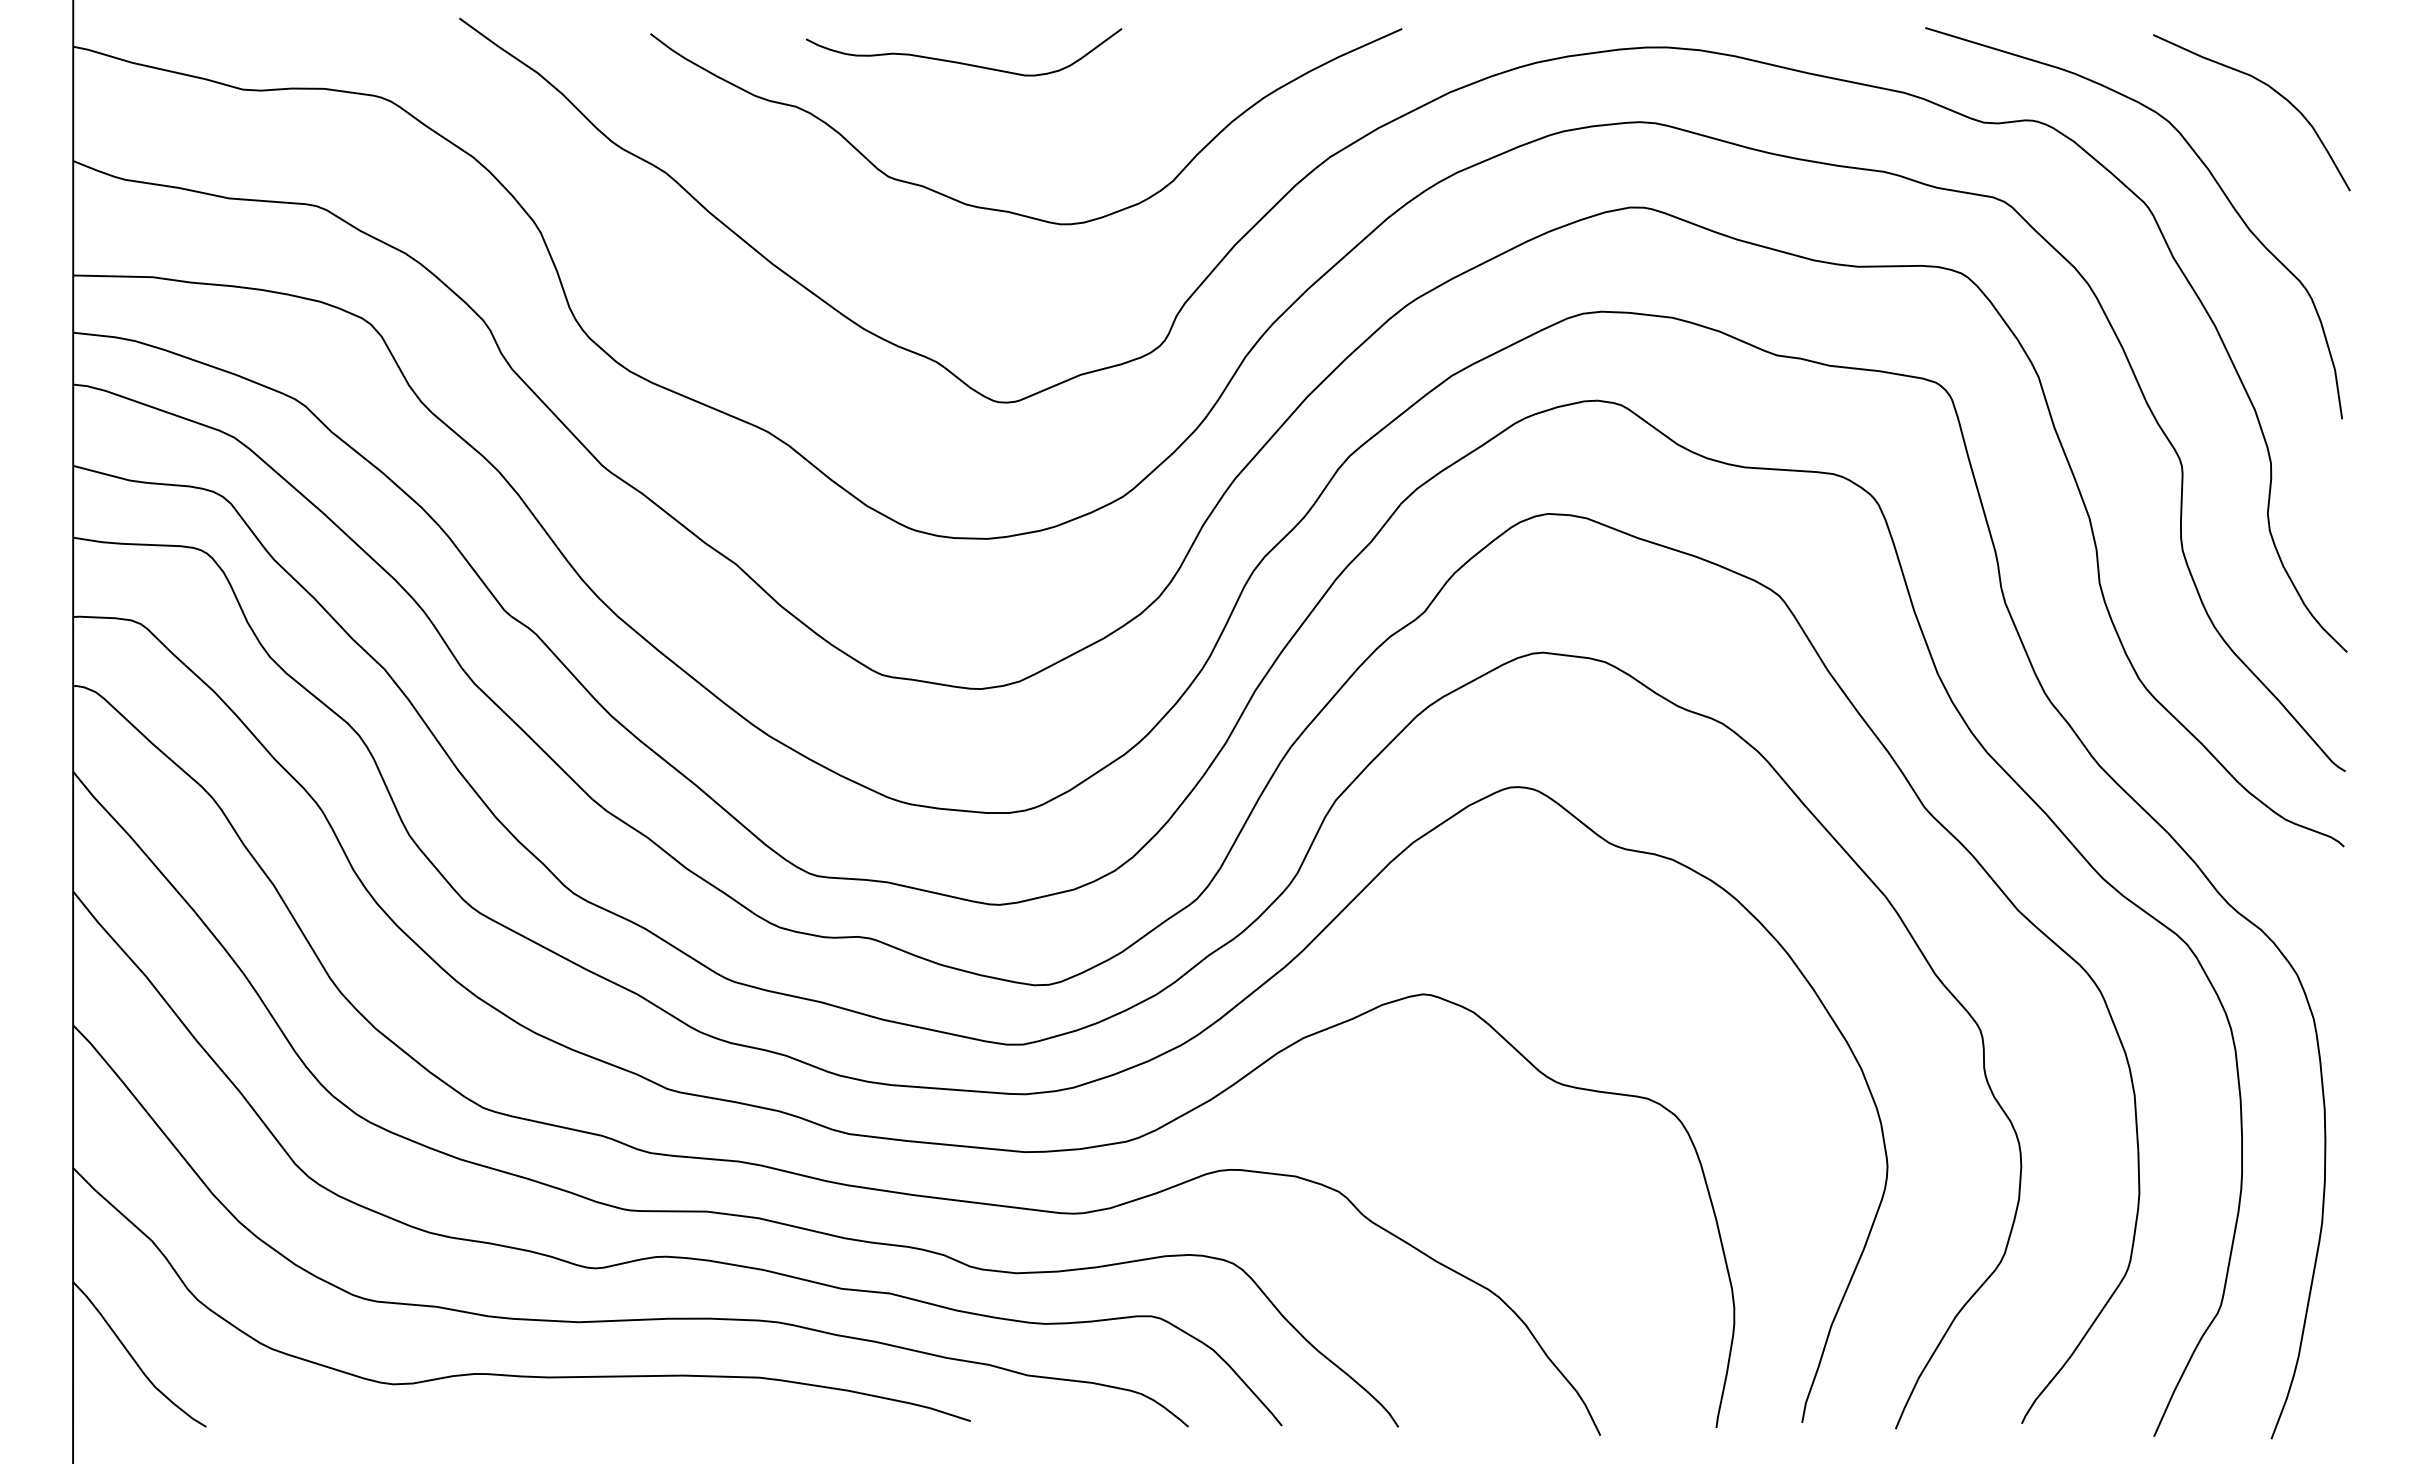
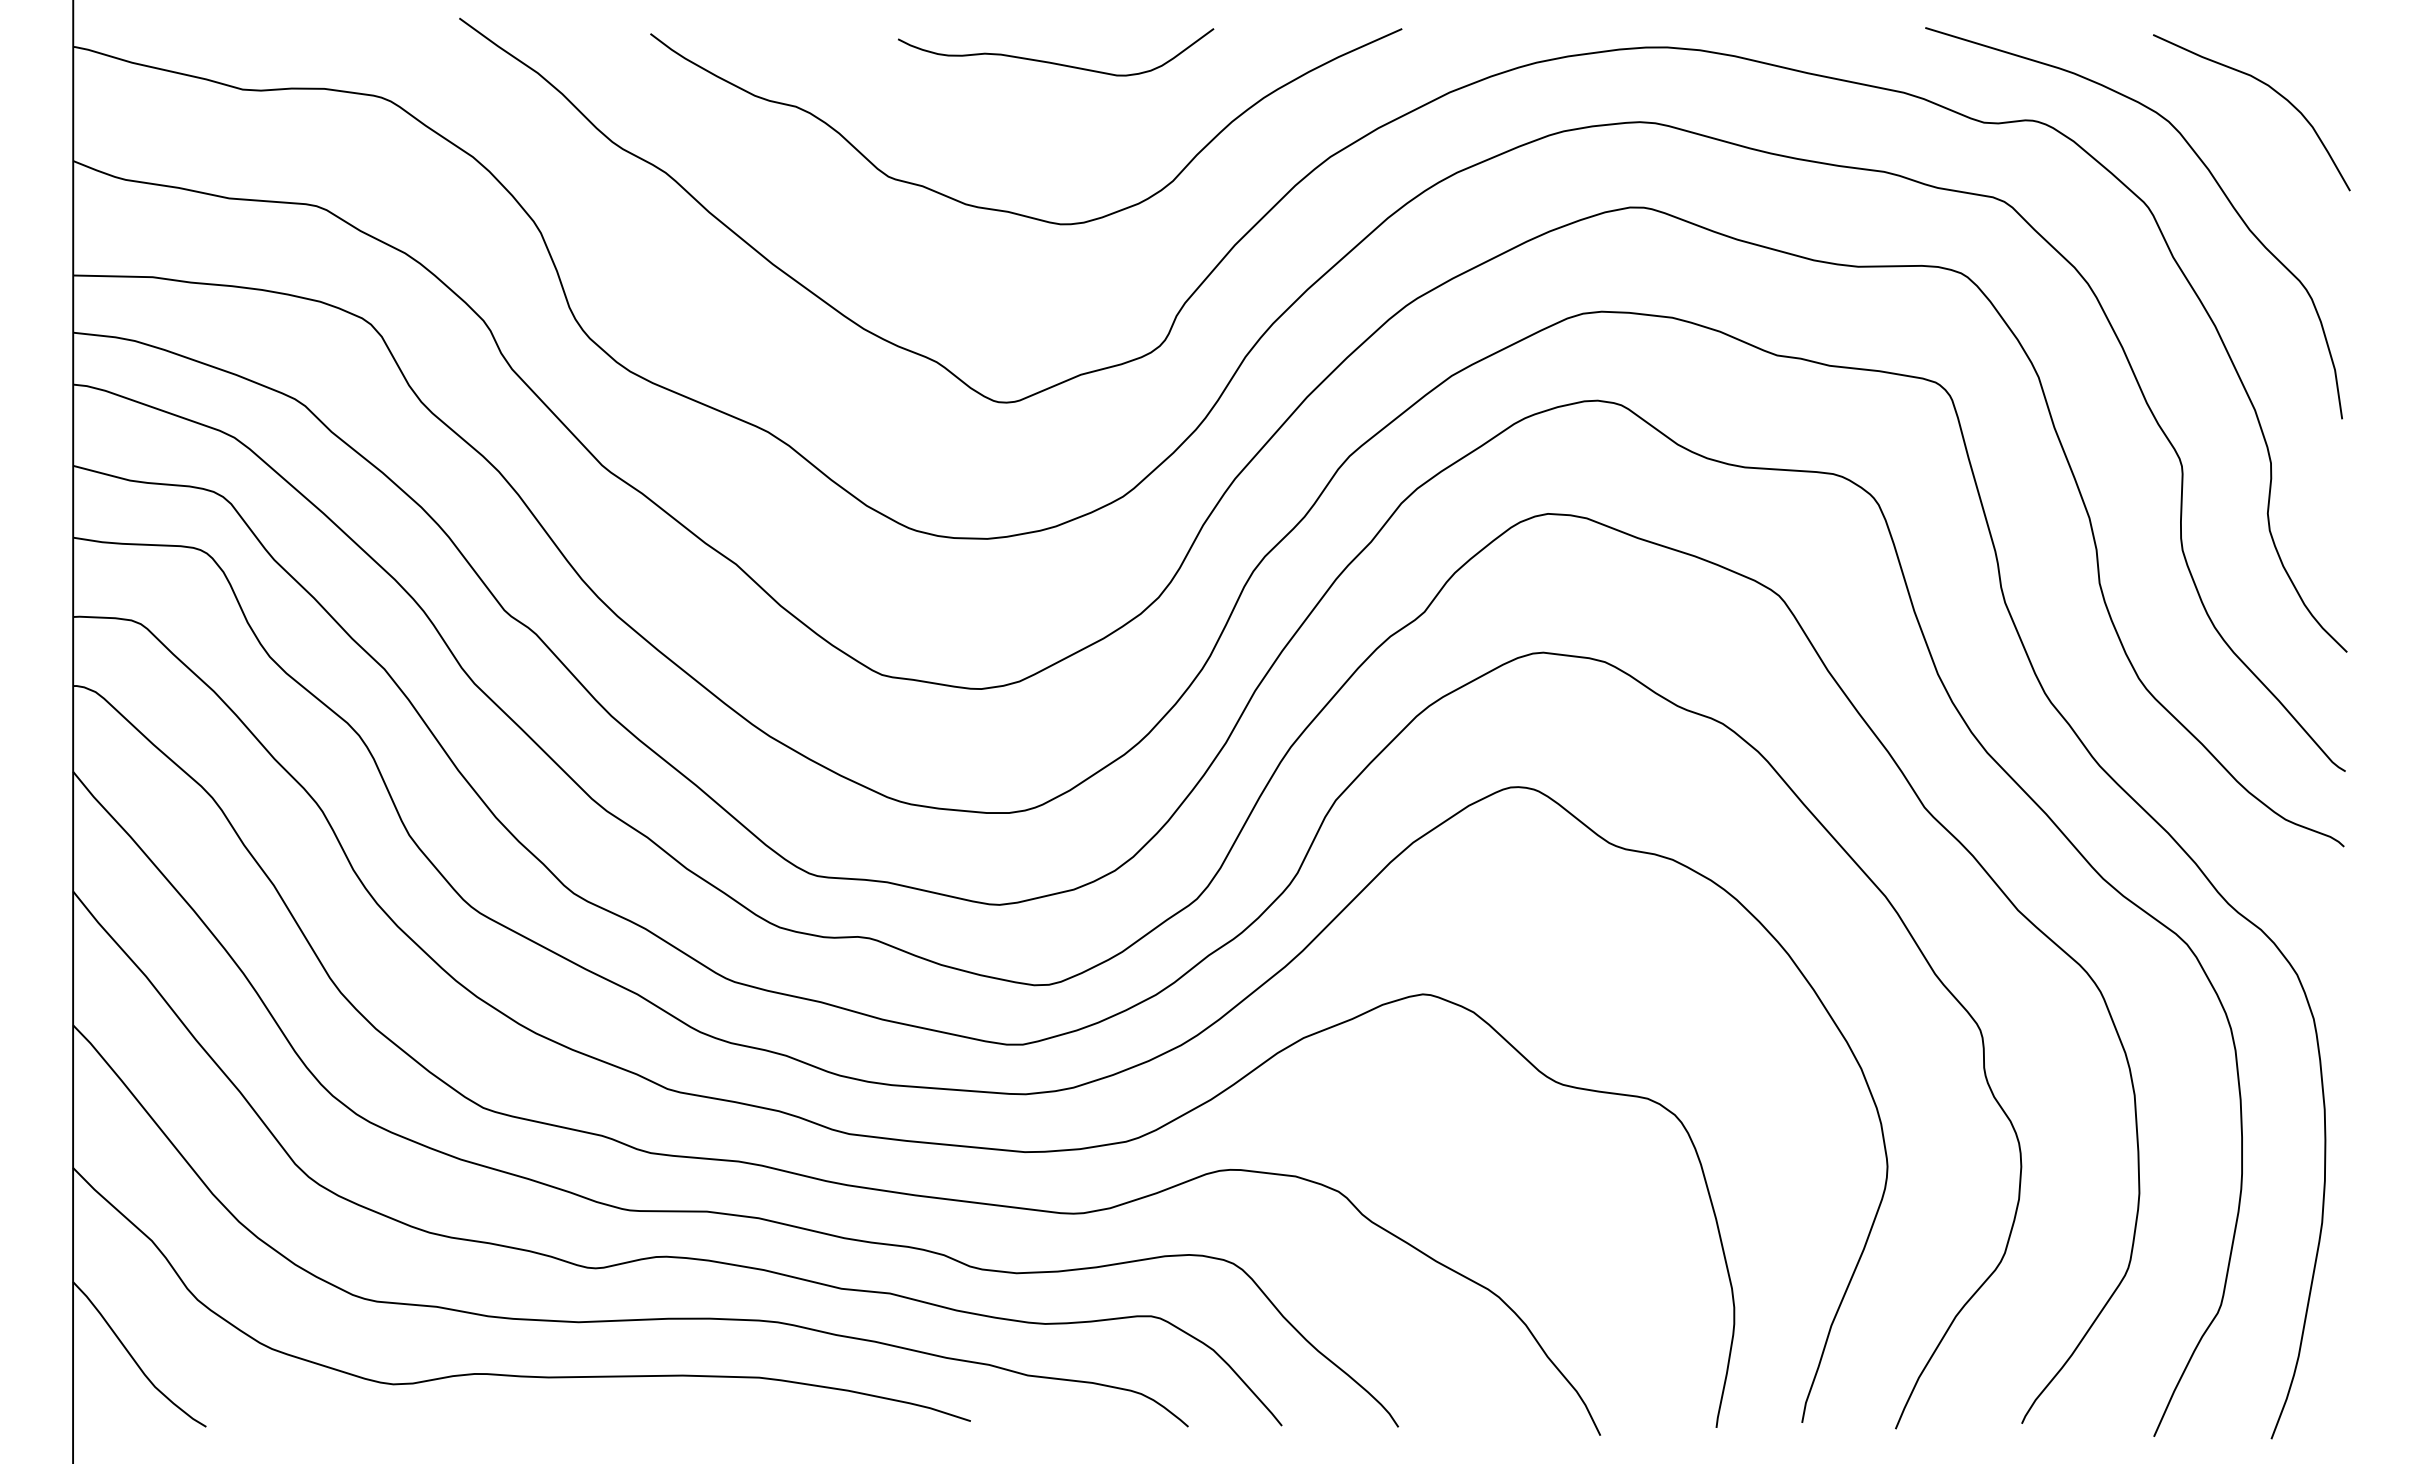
curve position: (963, 62) -> (1055, 62) (1055, 62)
